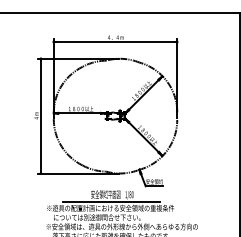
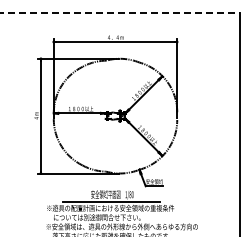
line: solid -> dashed (120, 12)
